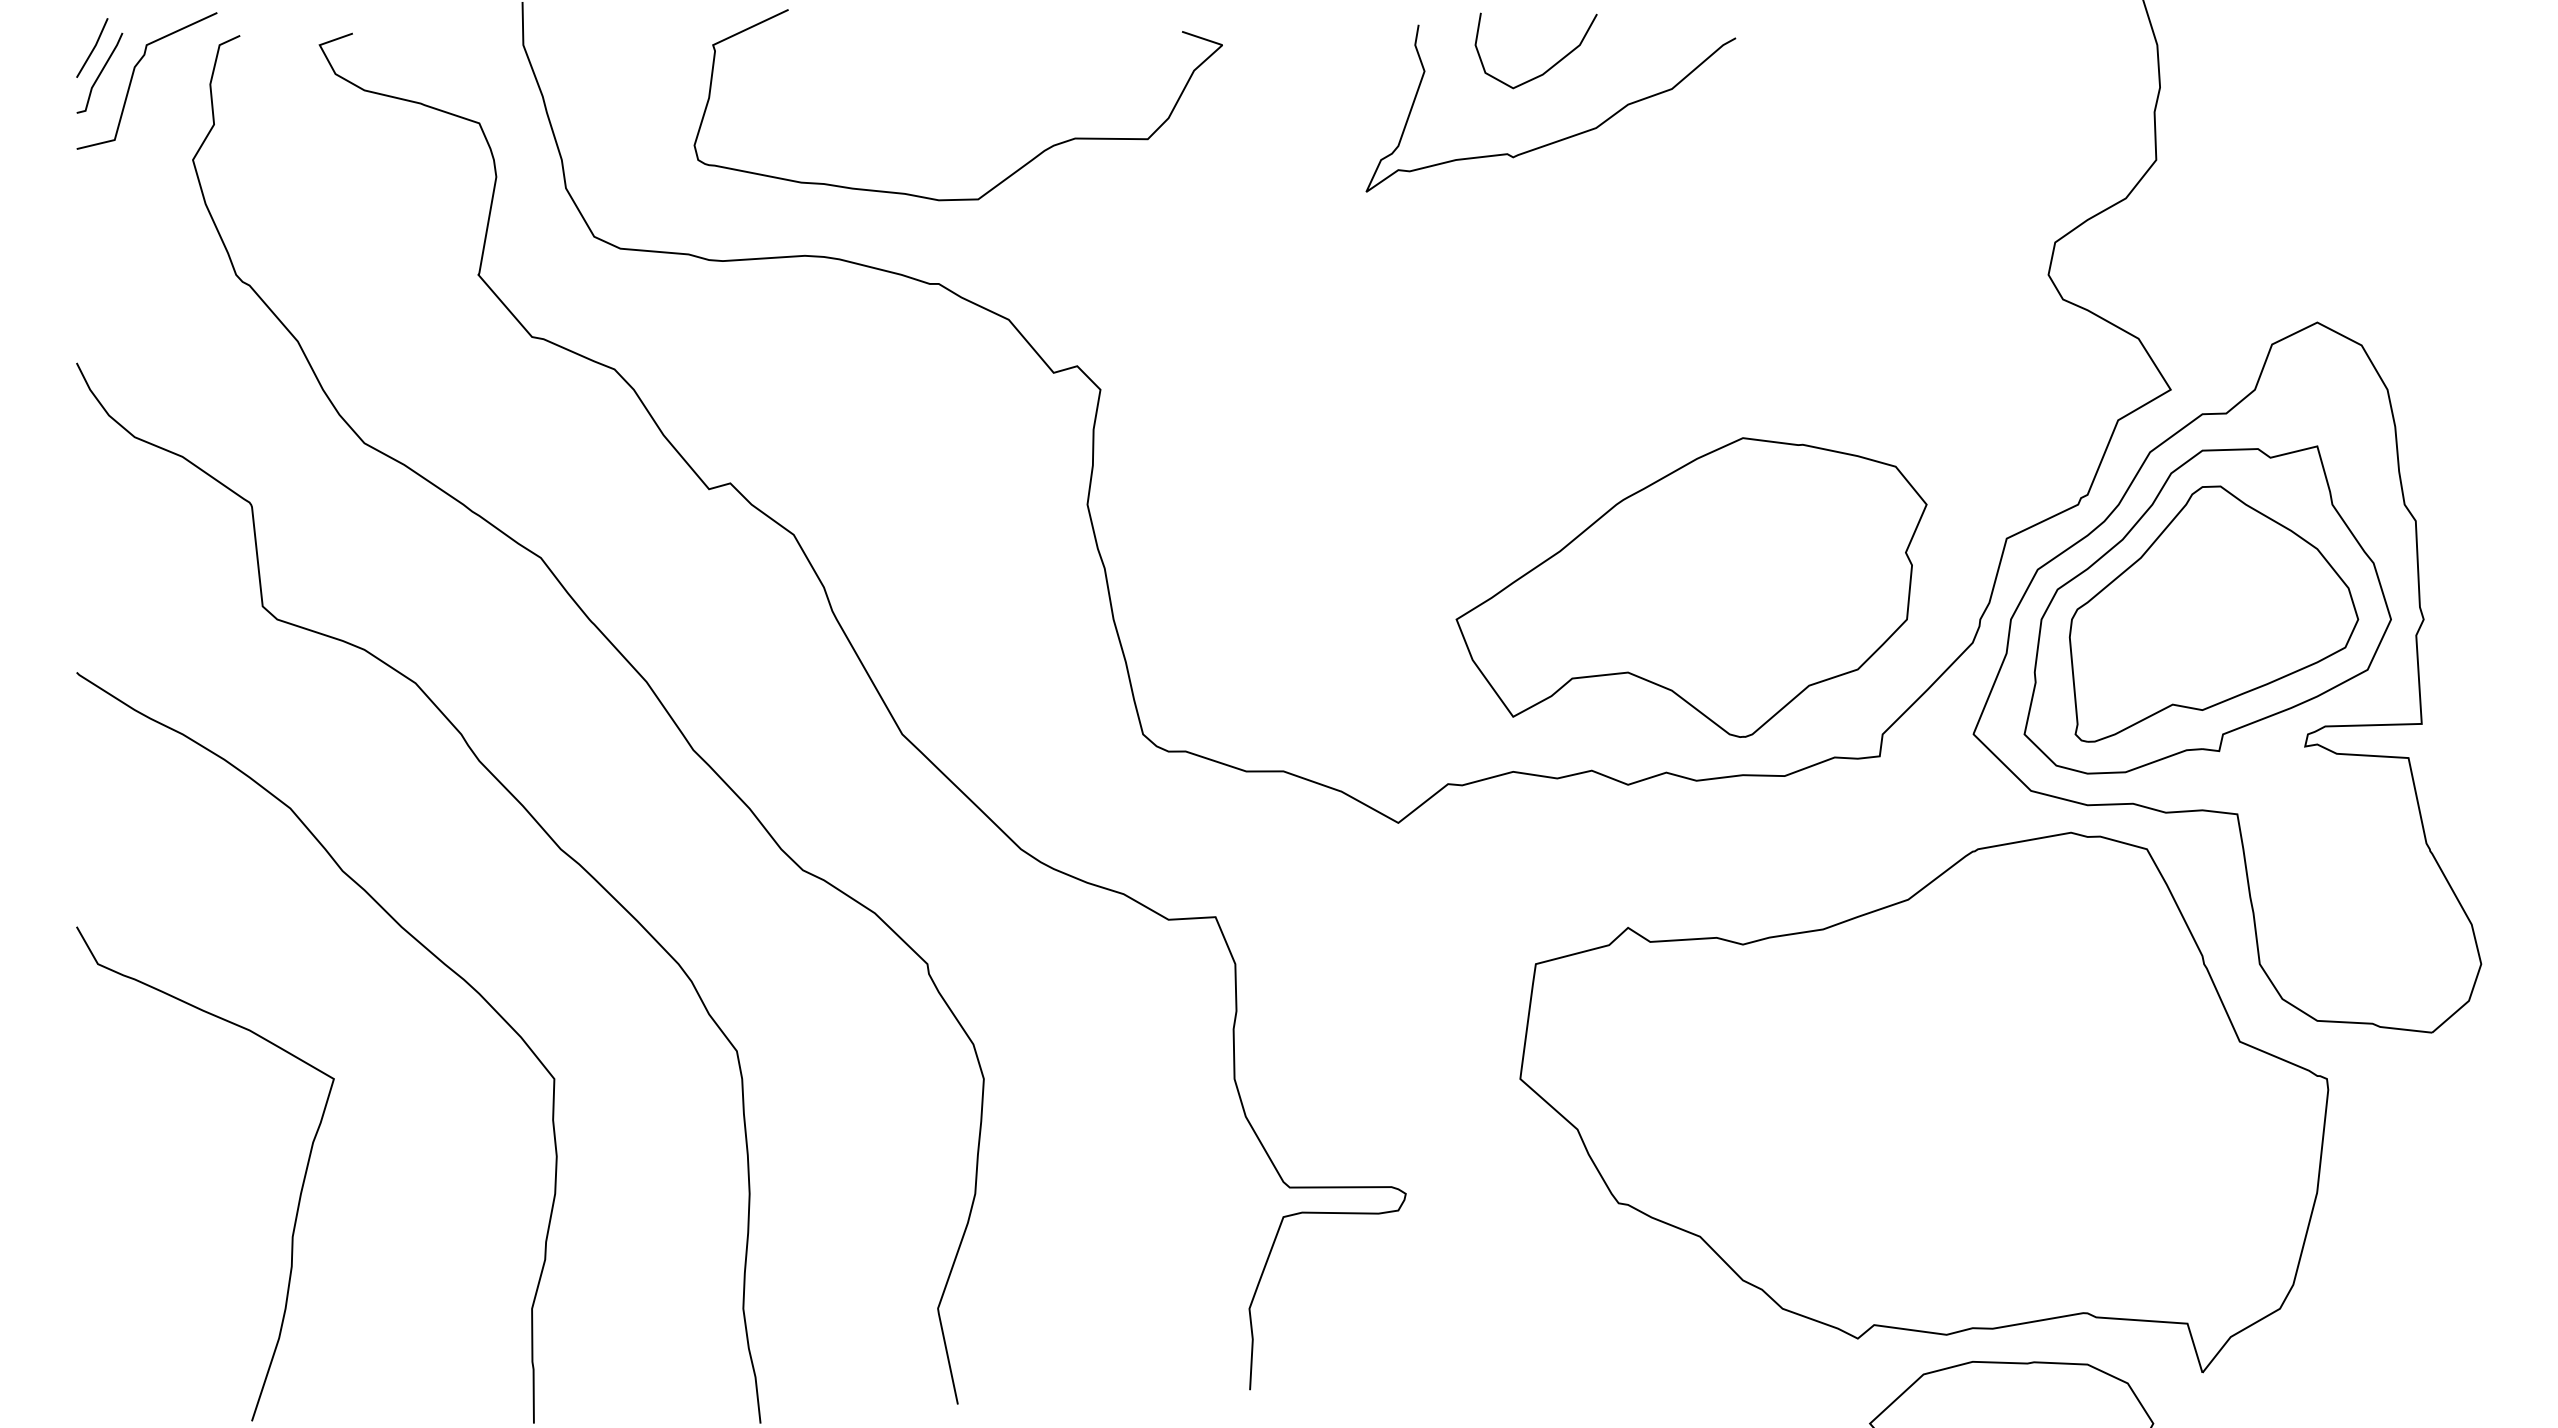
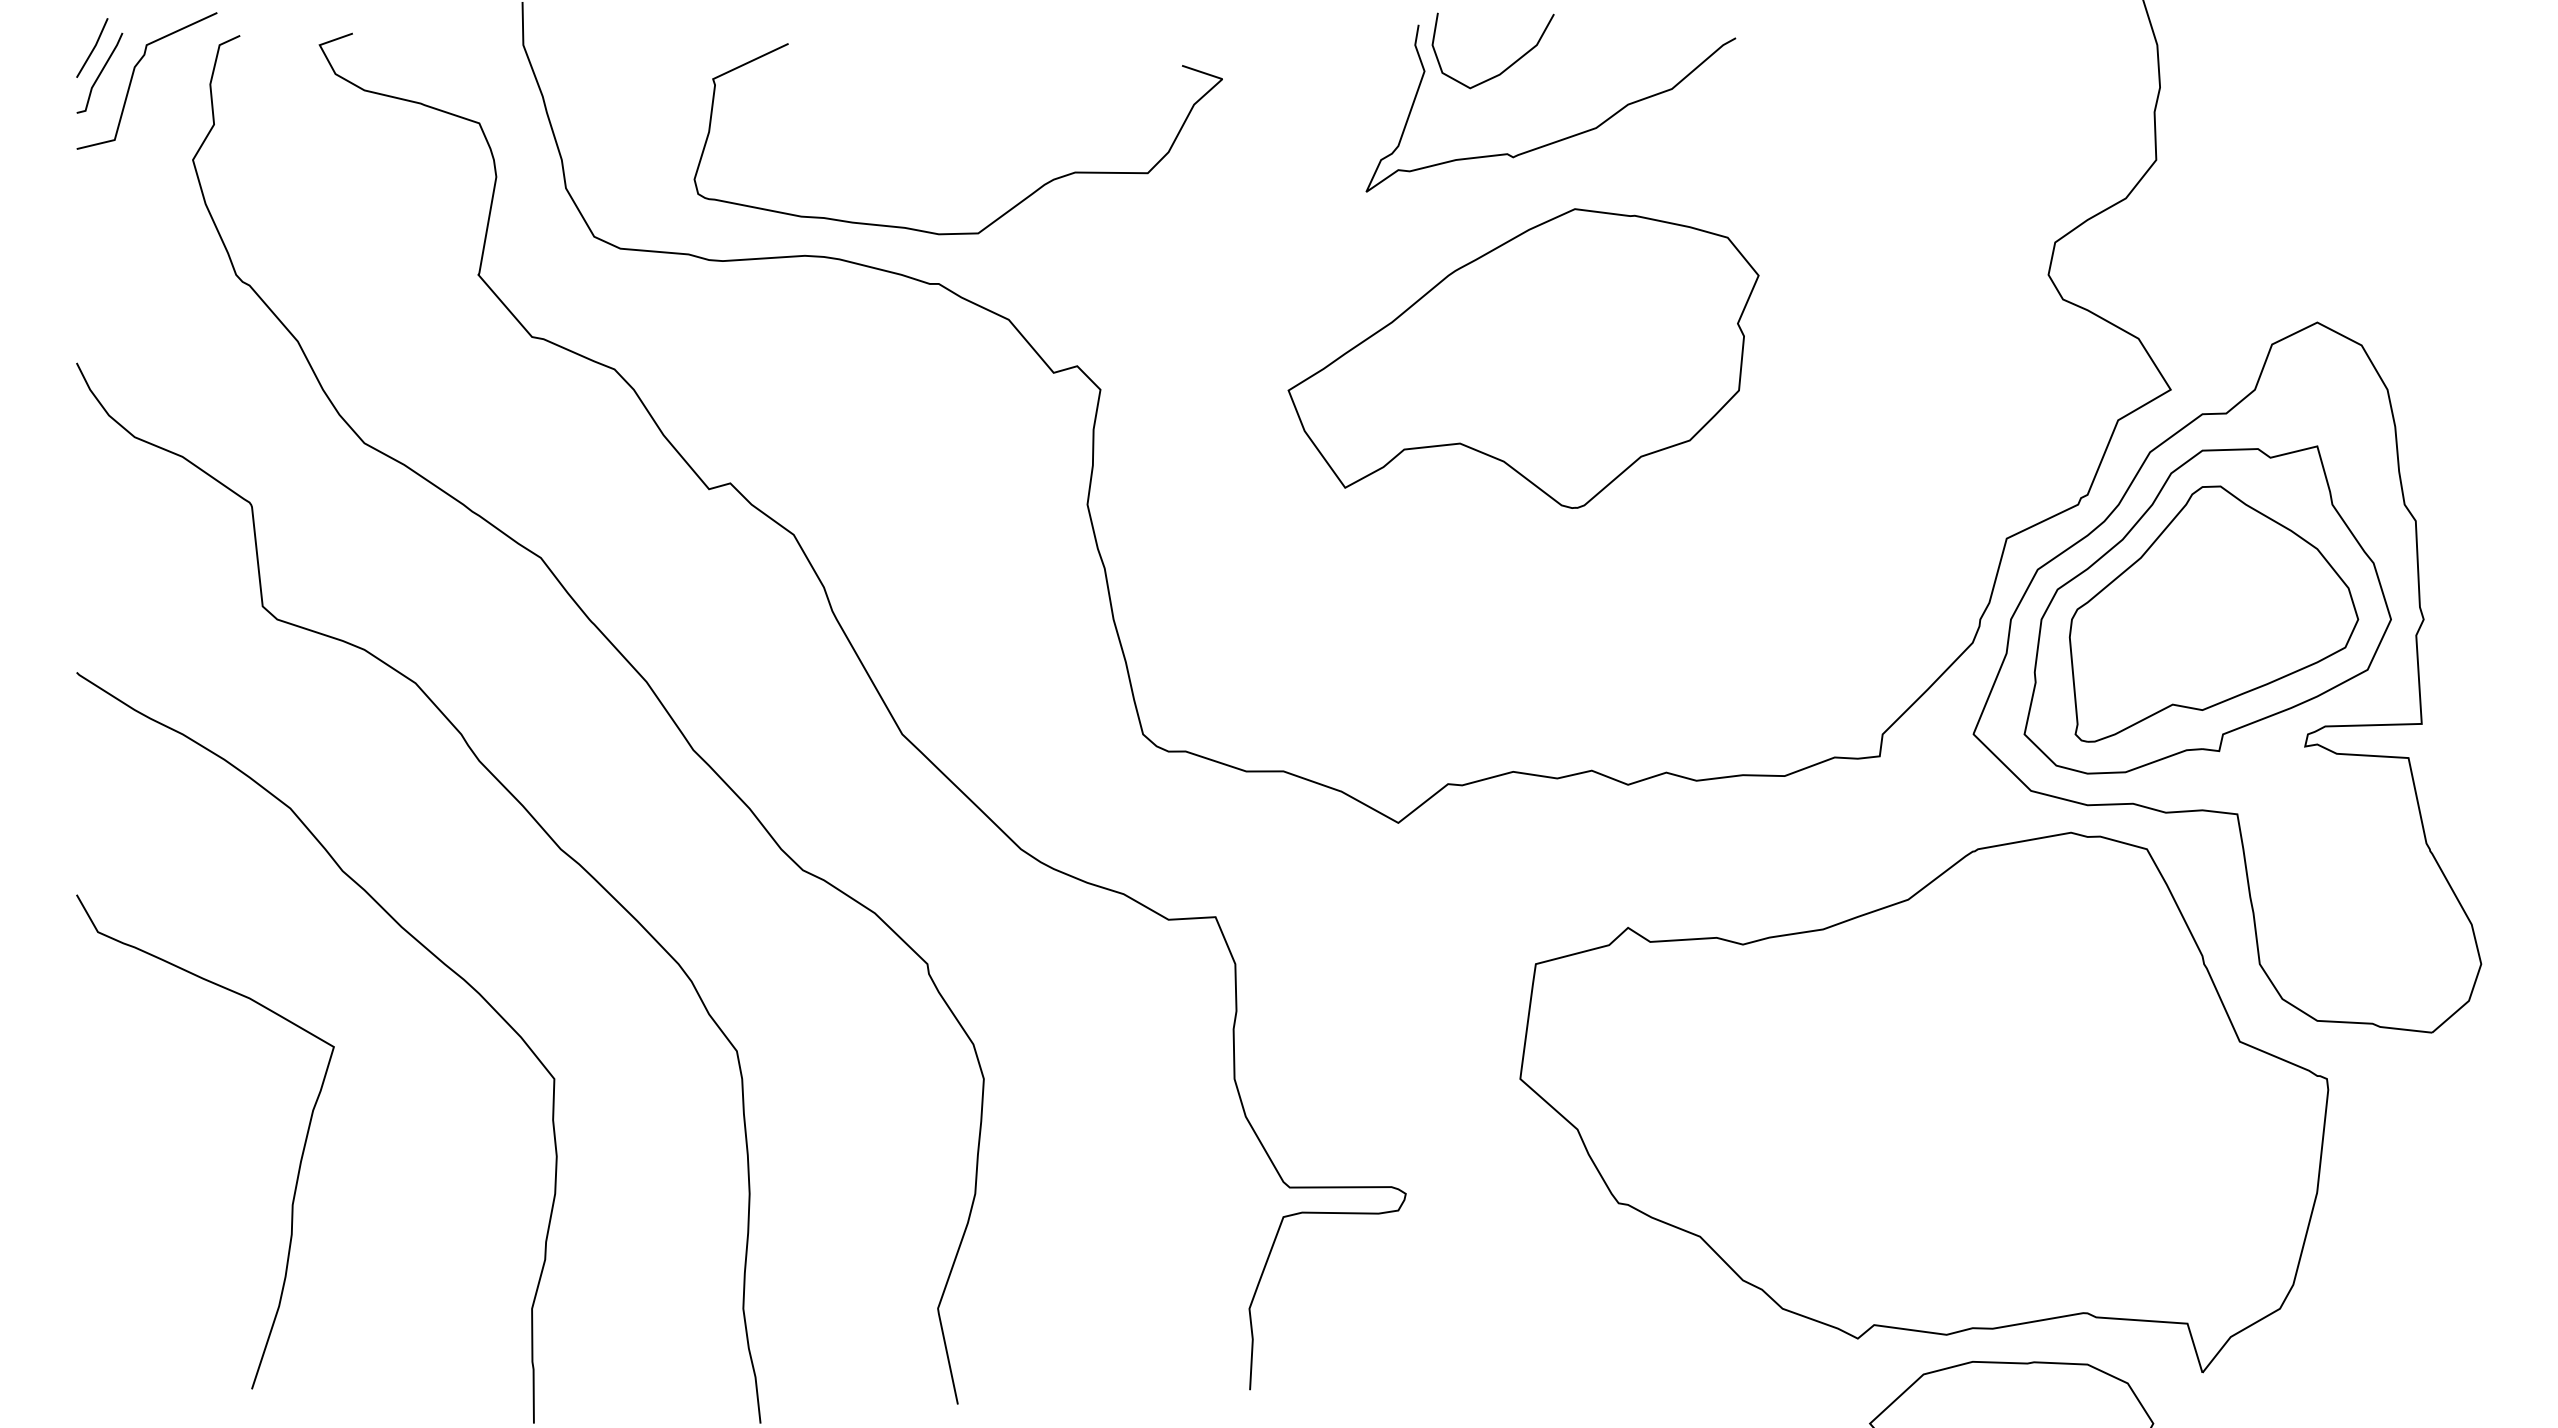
curve position: (1548, 68) -> (1505, 68) (1505, 68)
curve position: (1007, 176) -> (1007, 210) (1007, 210)
part position: (1691, 587) -> (1523, 358) (1523, 358)
curve position: (299, 1194) -> (299, 1162) (299, 1162)
